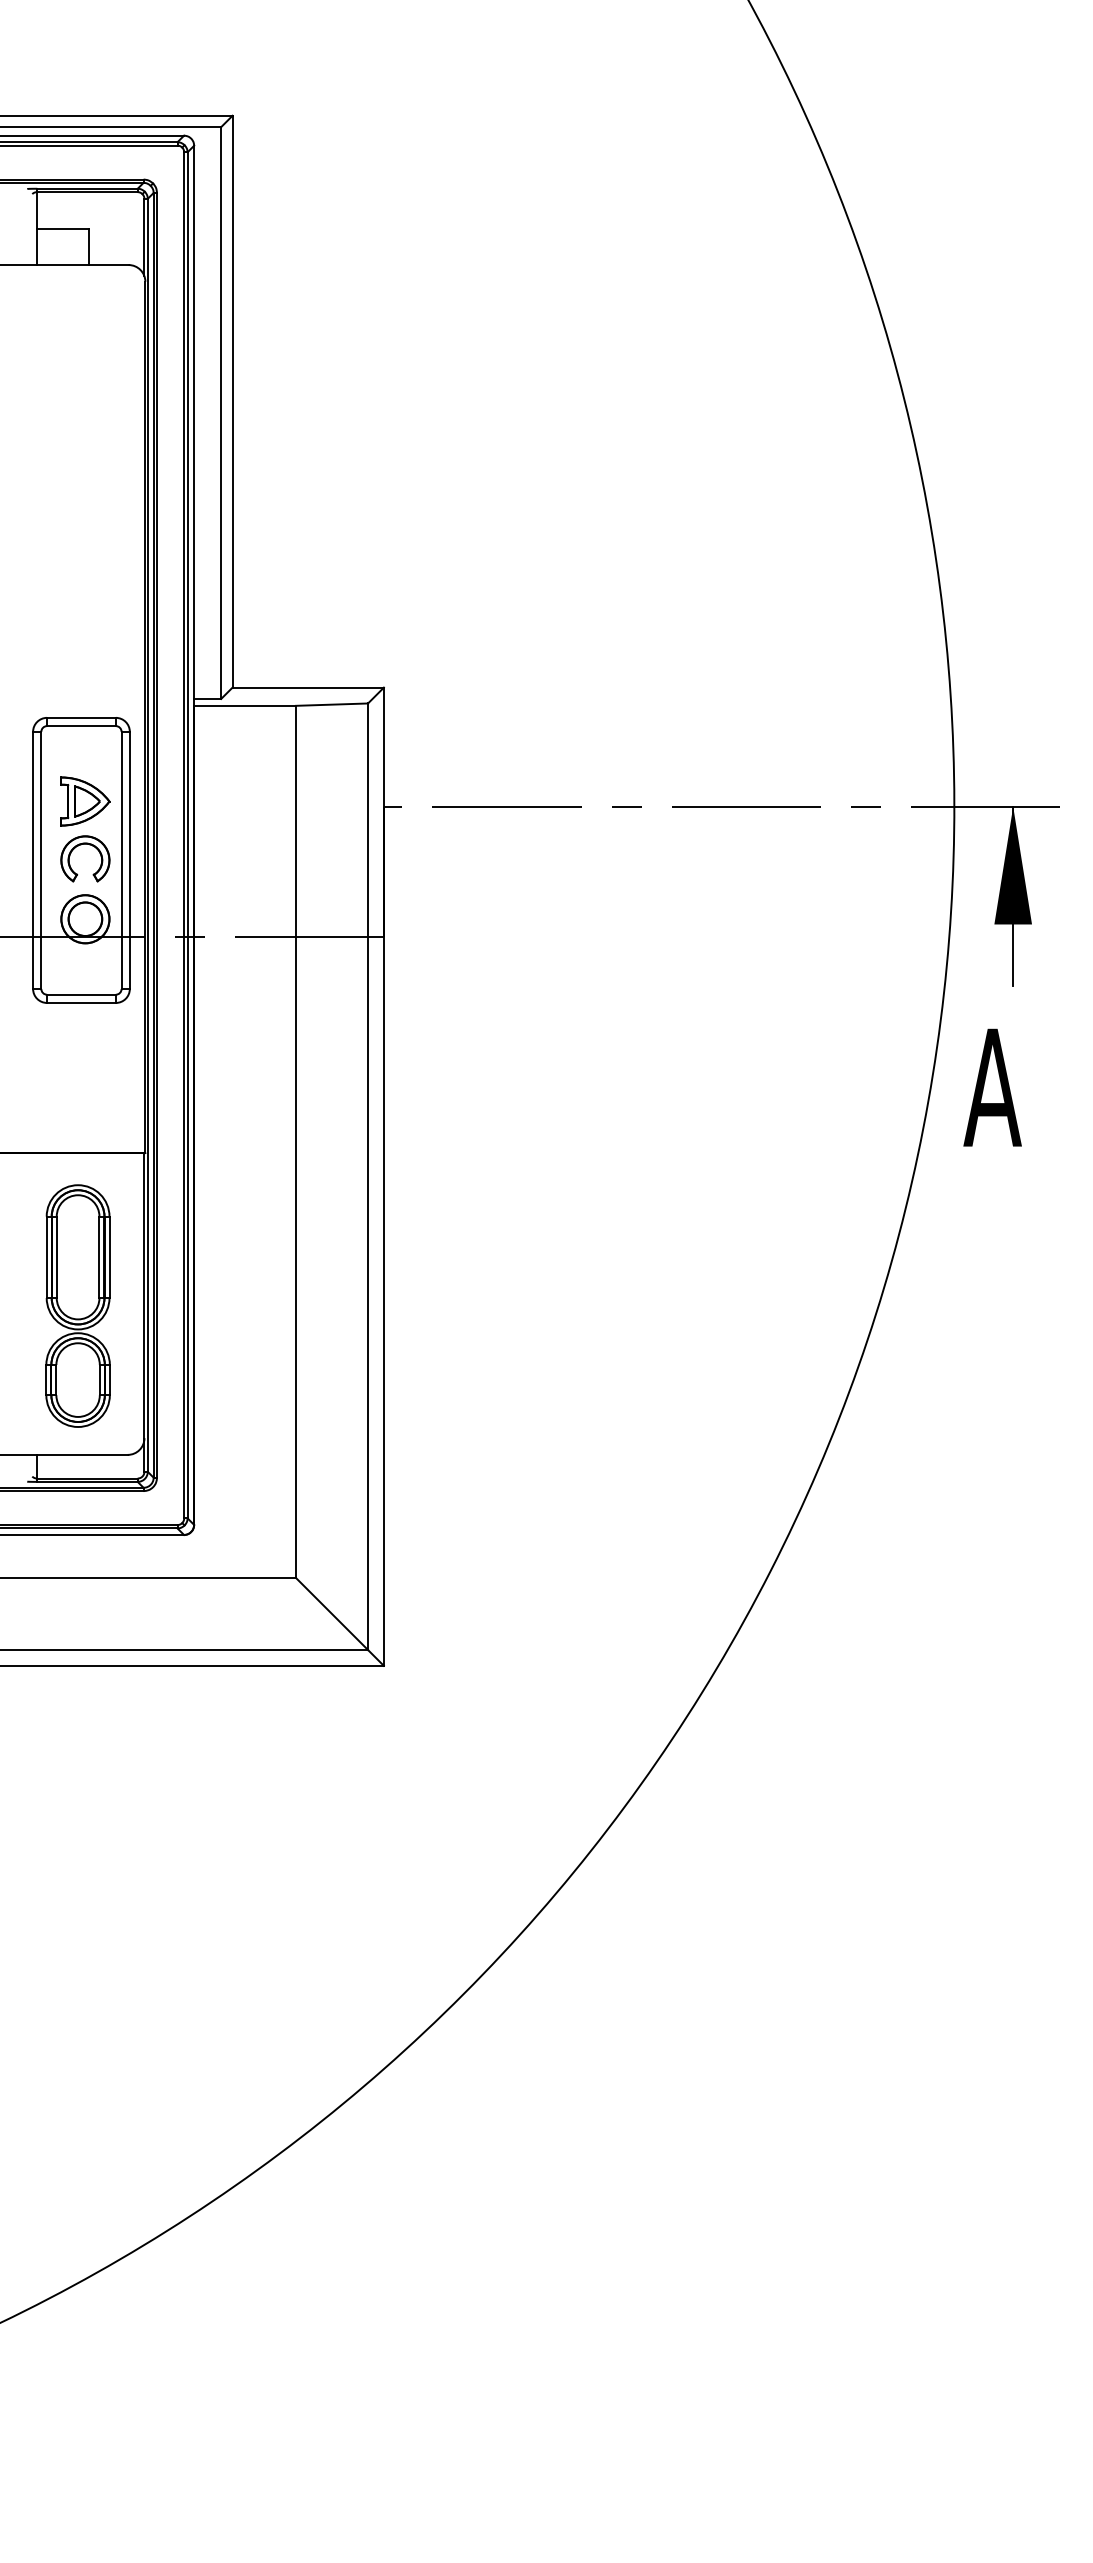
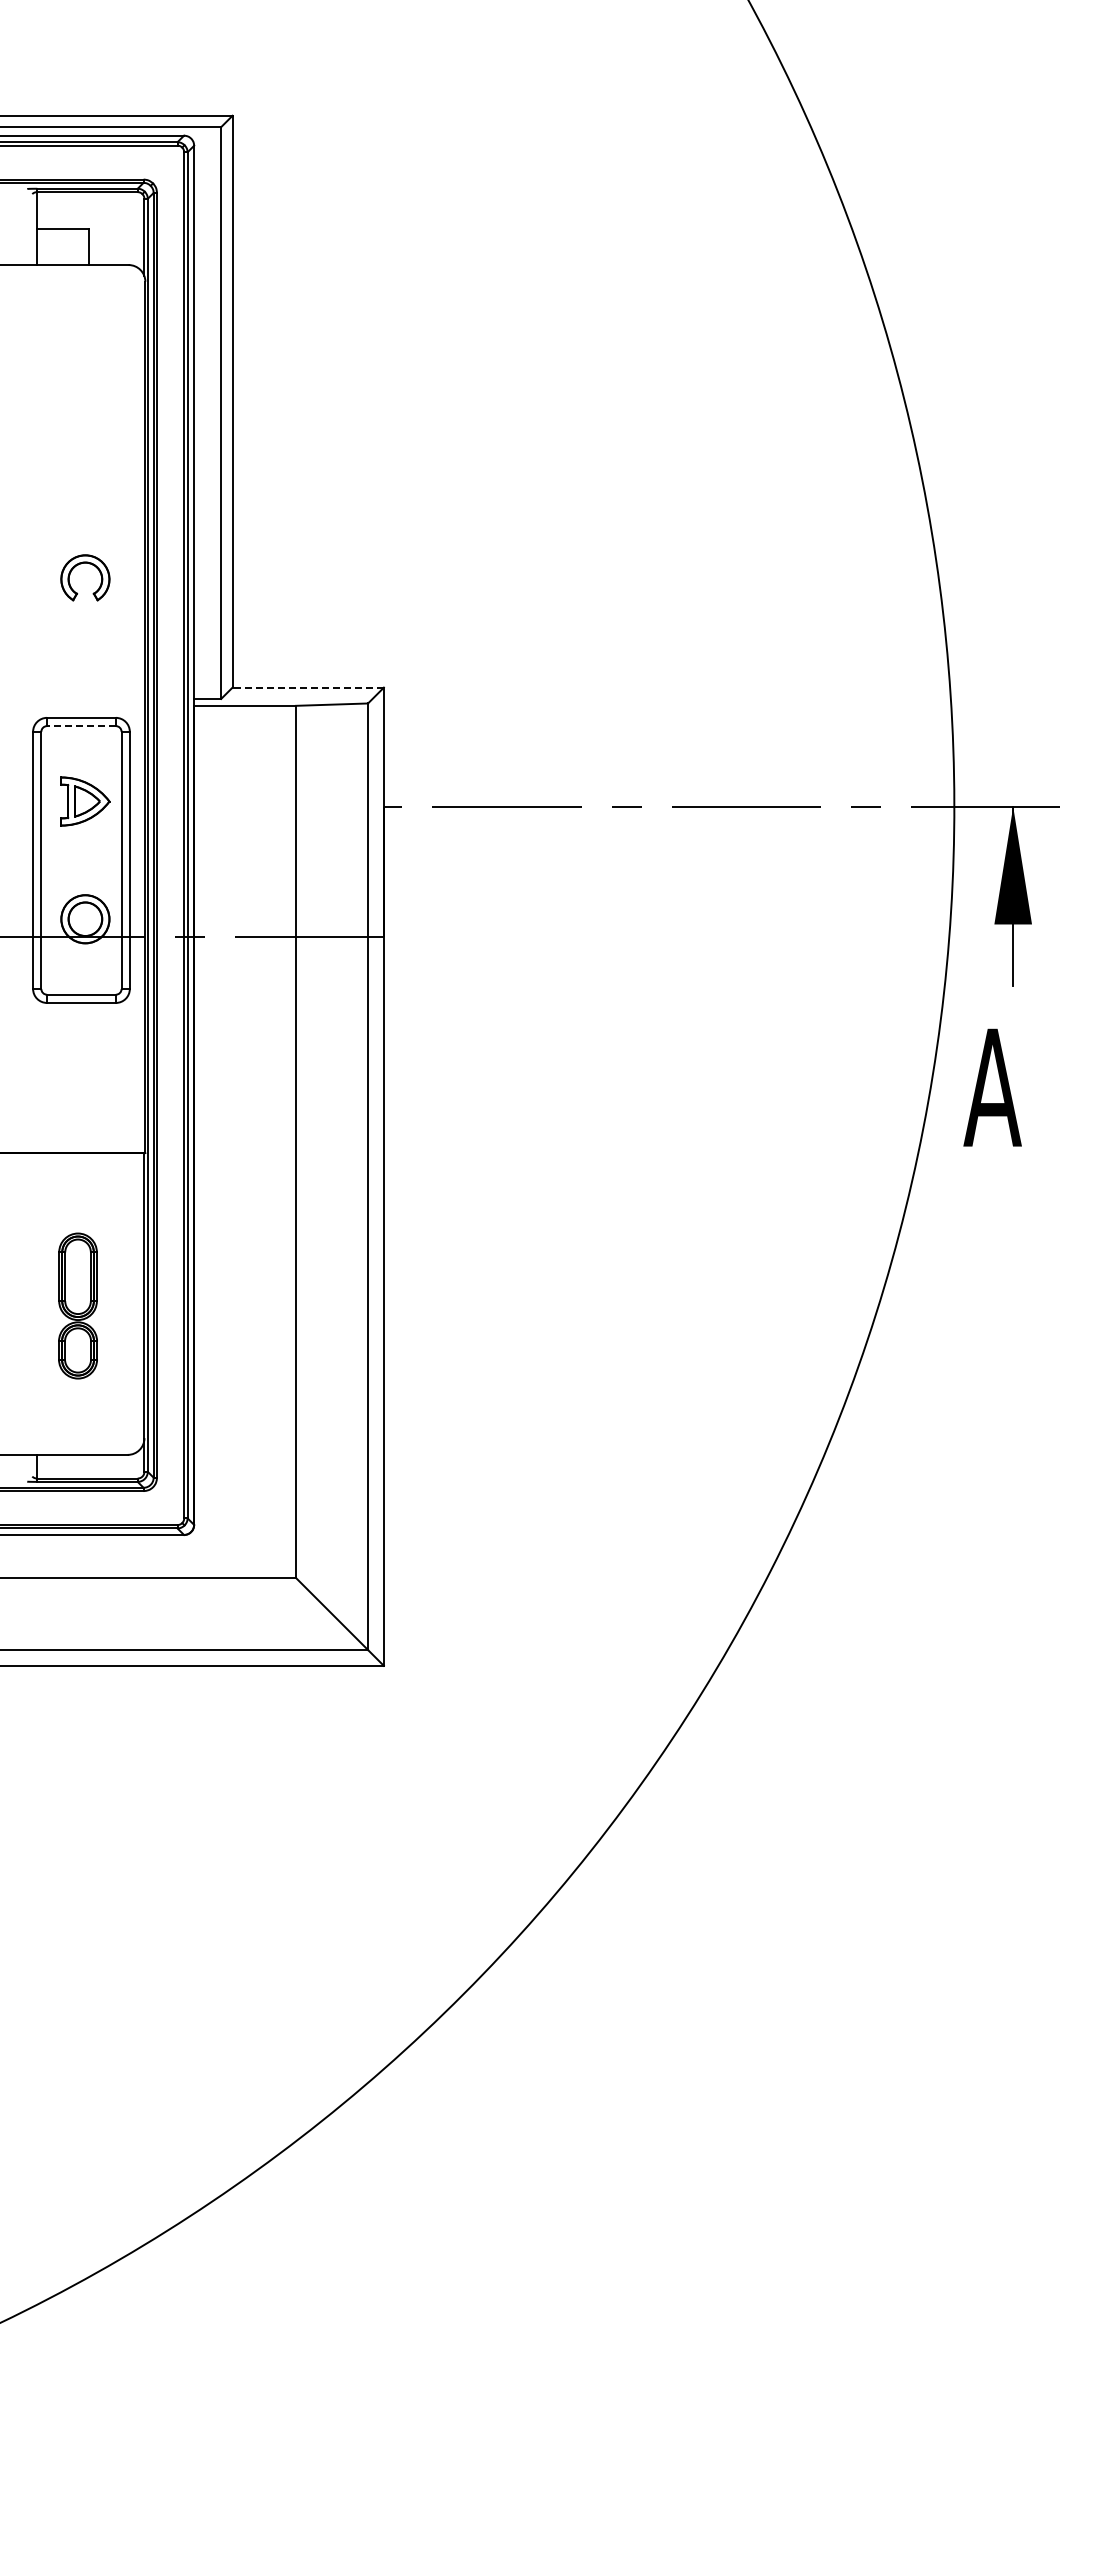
line: solid -> dashed (308, 687)
line: solid -> dashed (80, 726)
part position: (81, 845) -> (81, 564) (81, 564)
part size: 66x244 px -> 40x148 px (77, 1305)
